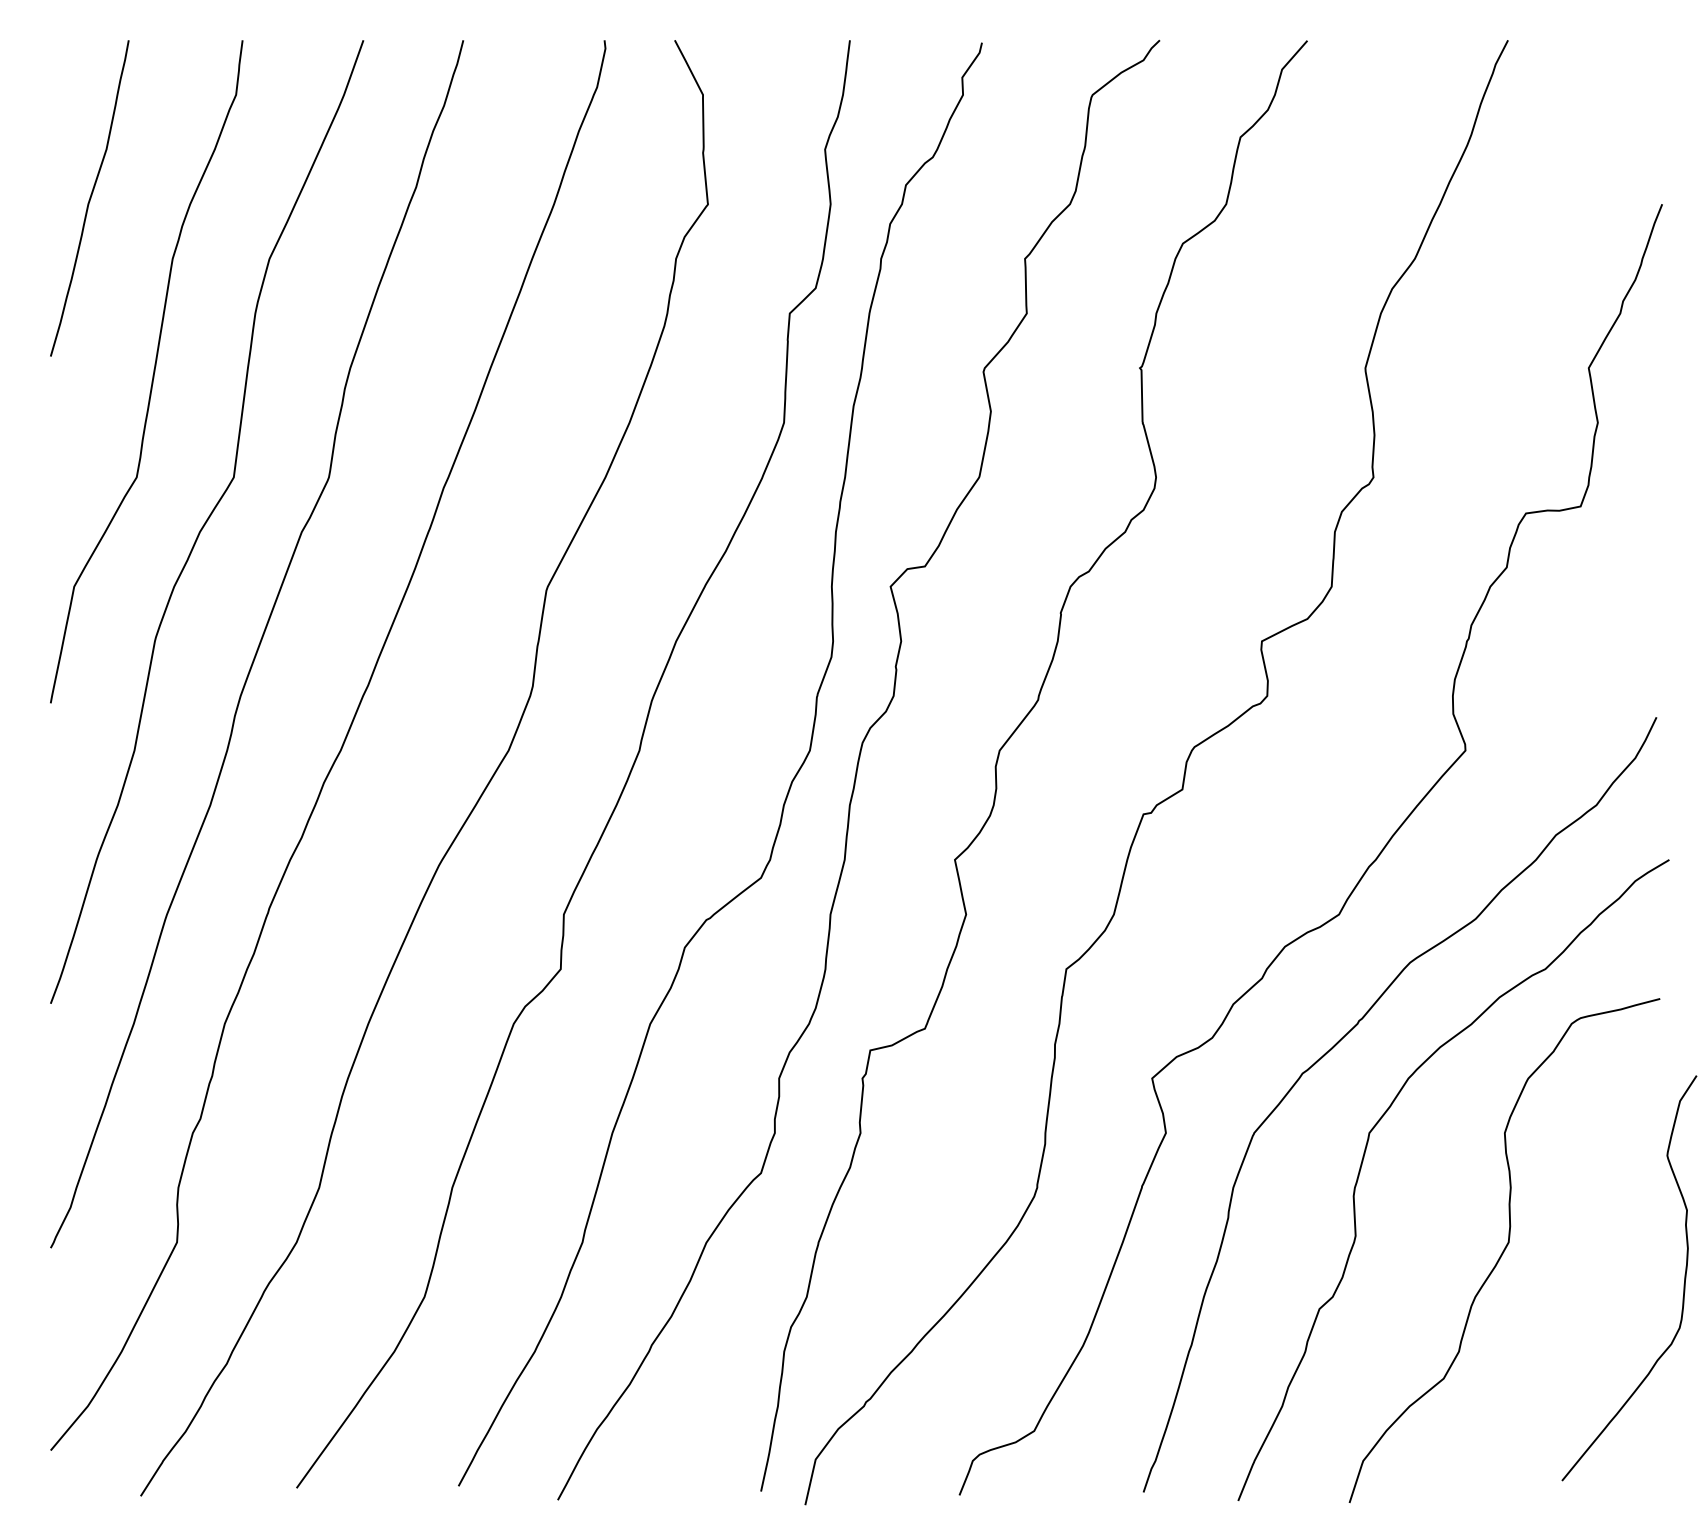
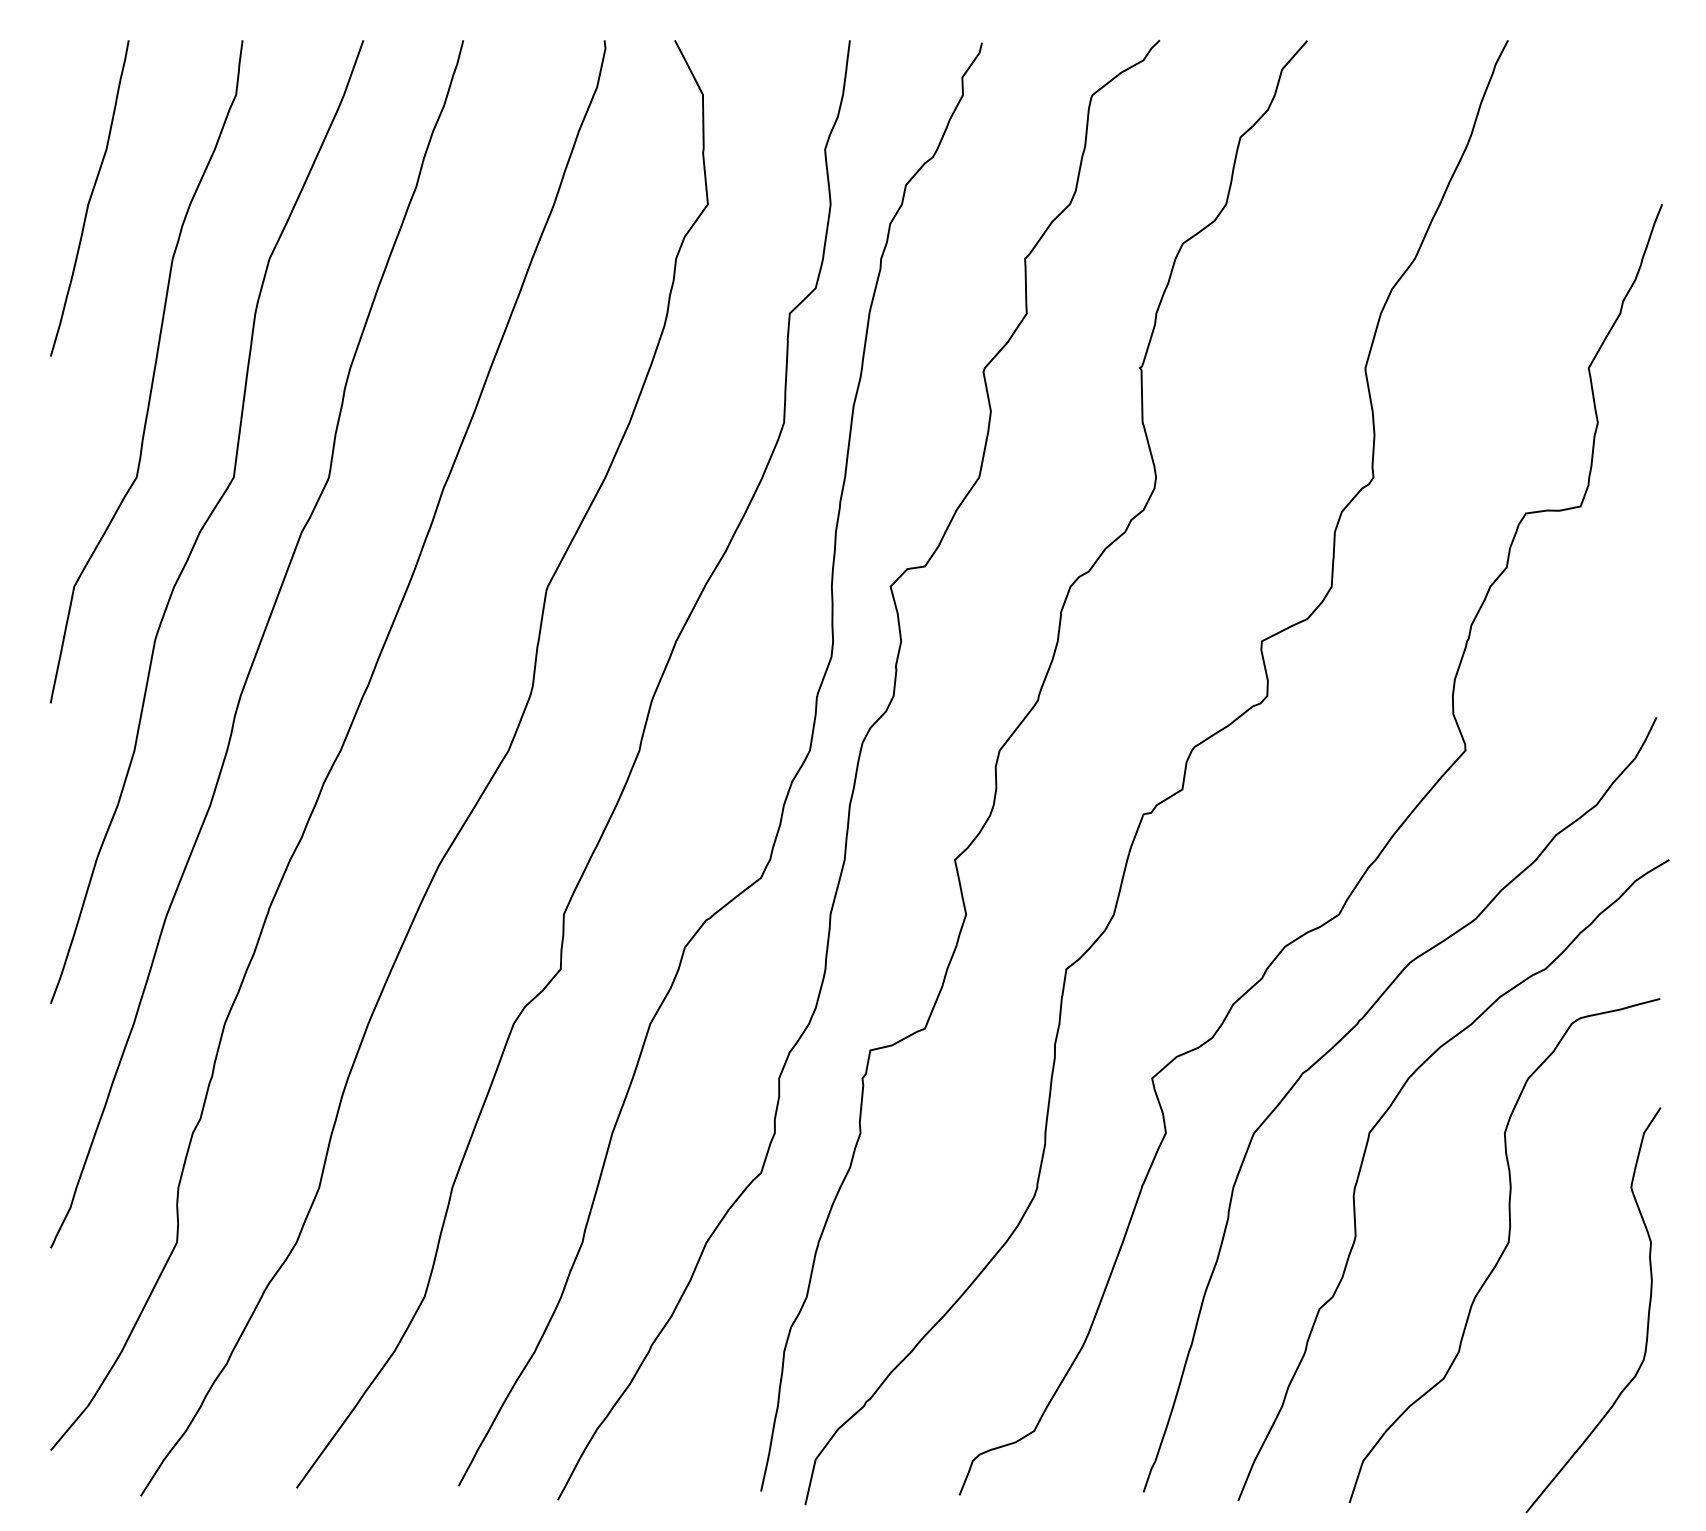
curve position: (1683, 1284) -> (1647, 1316) (1647, 1316)
